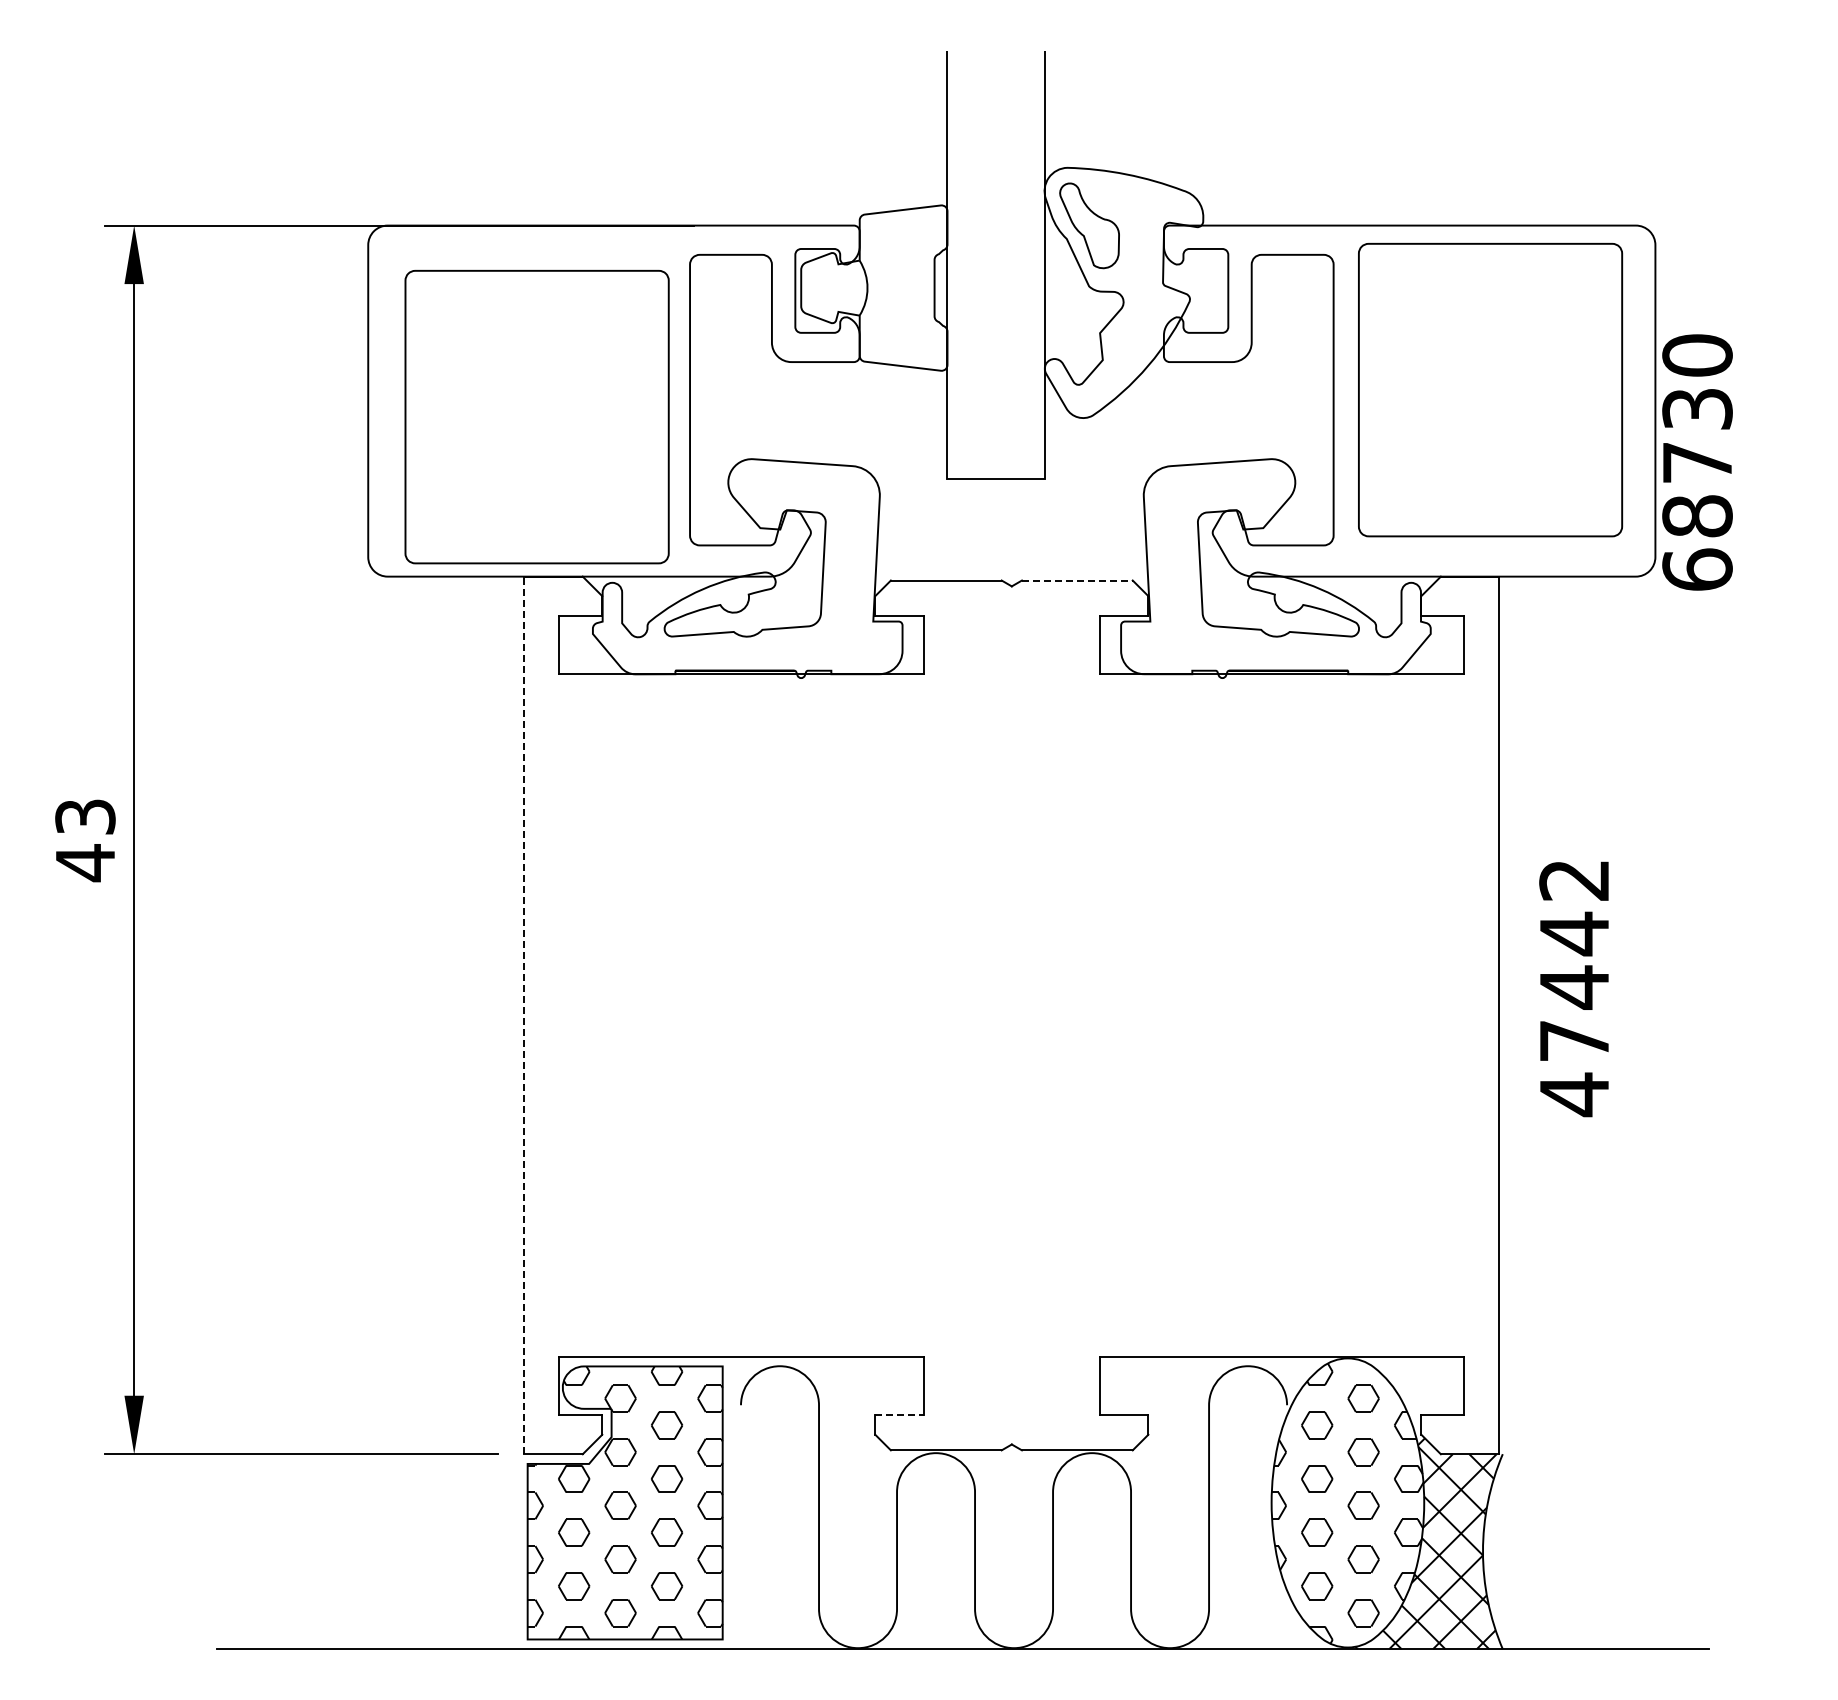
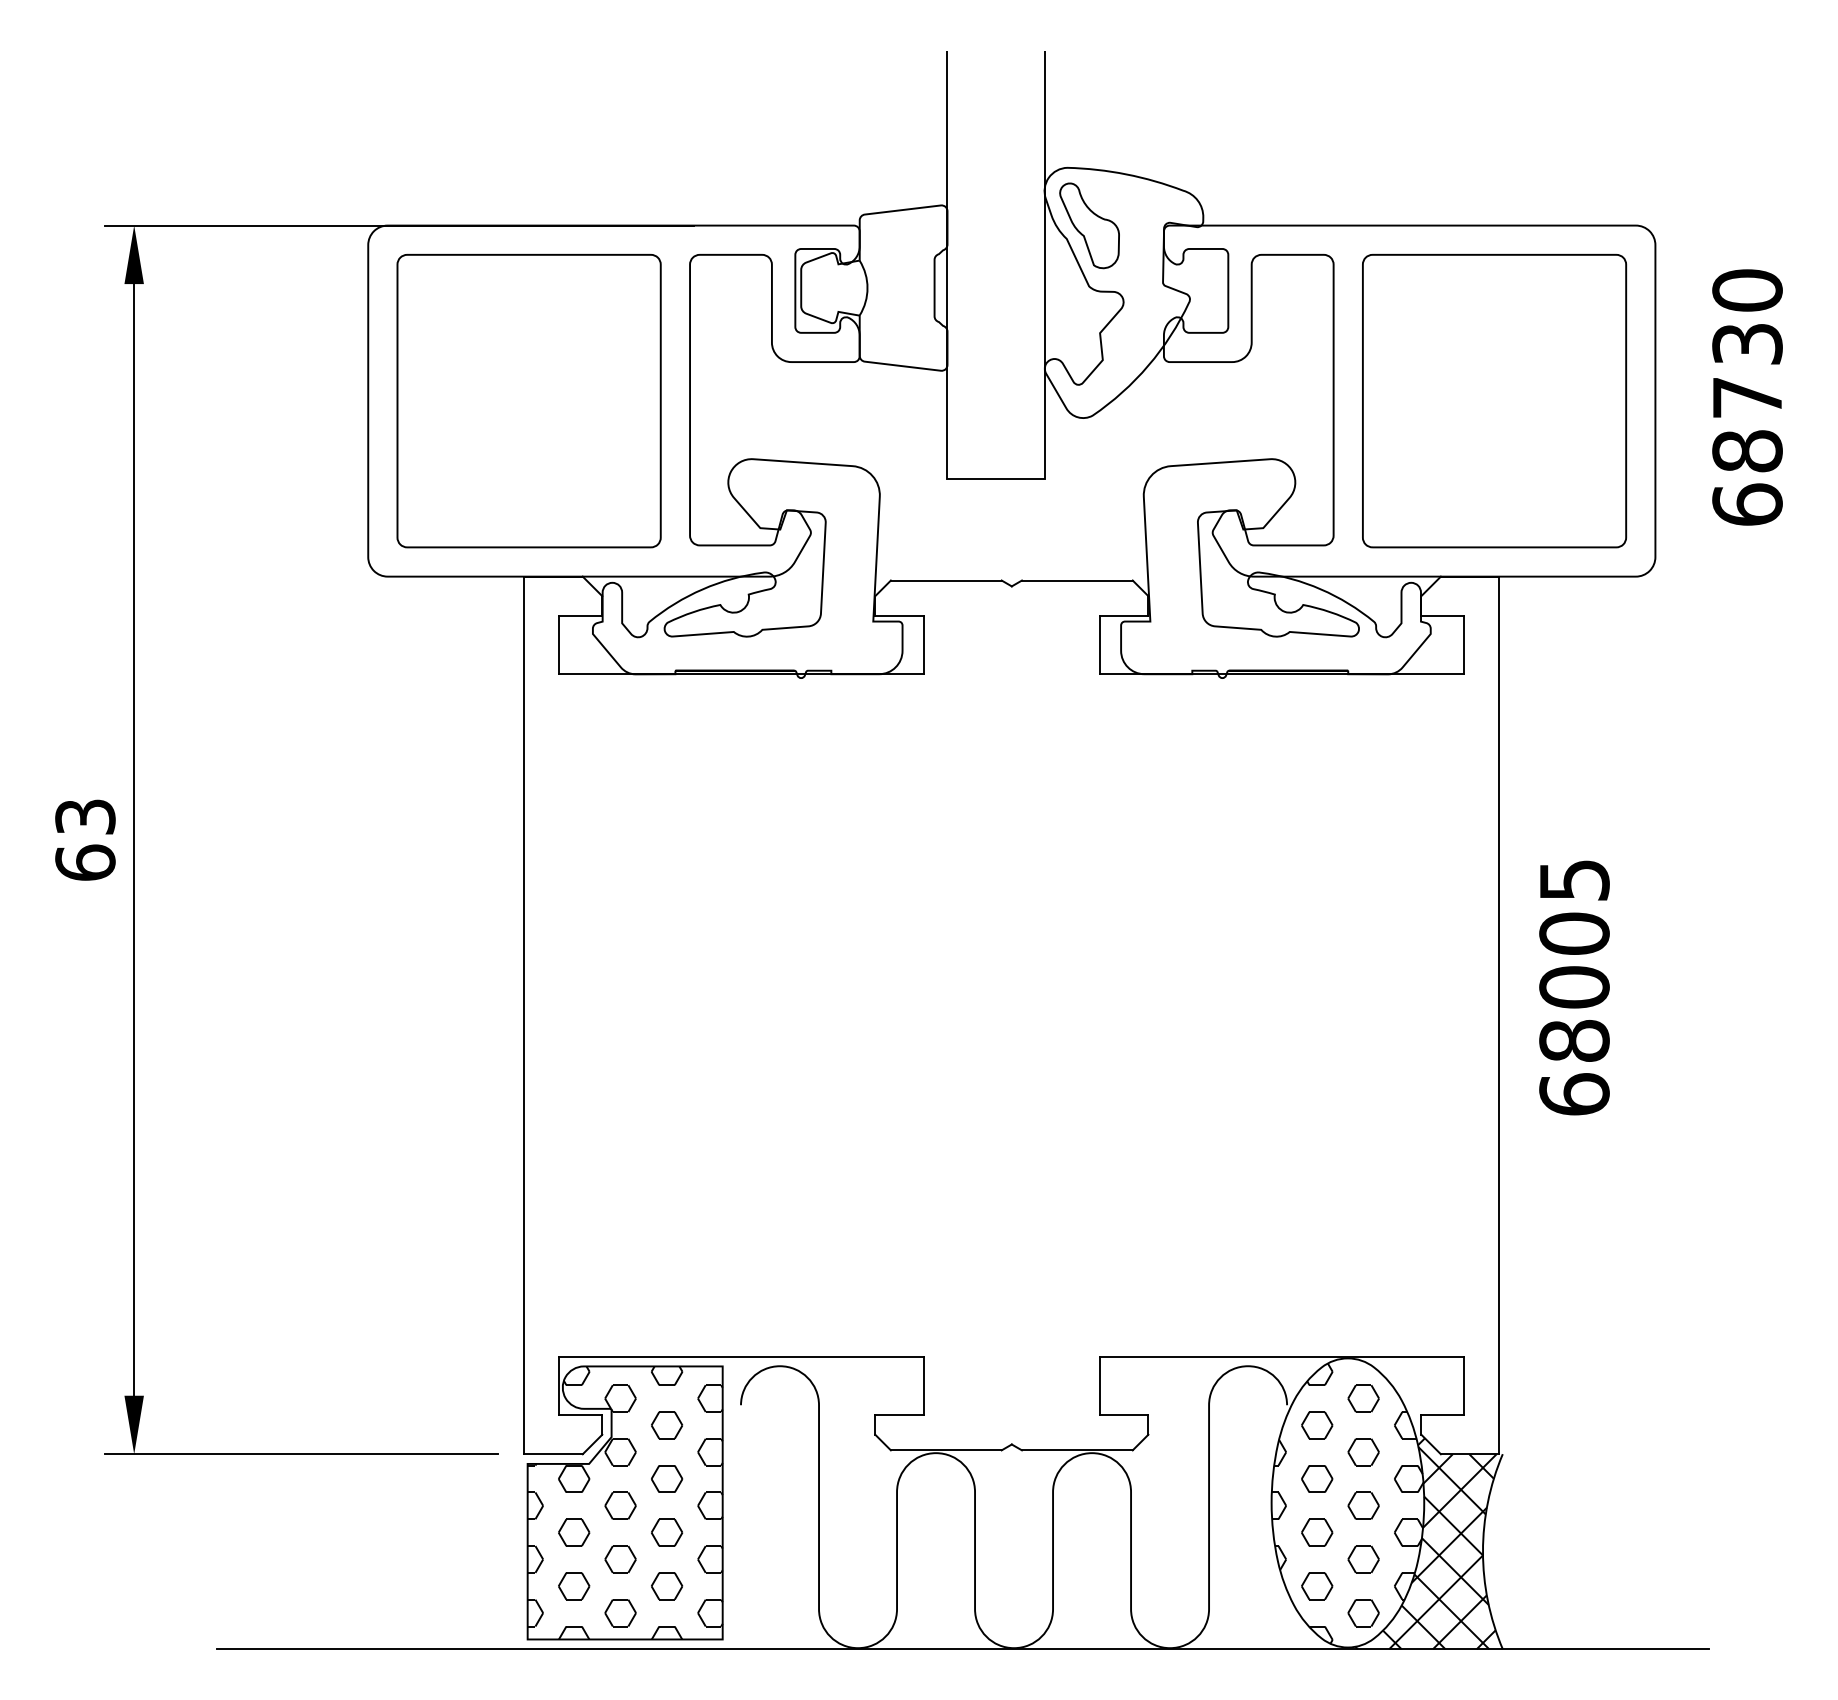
part position: (1490, 390) -> (1494, 401) (1494, 401)
part position: (536, 417) -> (528, 401) (528, 401)
text position: (1697, 462) -> (1747, 397) (1747, 397)
line: dashed -> solid (1077, 580)
text: 43 -> 63 (85, 863)
text: 47442 -> 68005 (1574, 988)
line: dashed -> solid (524, 1015)
line: dashed -> solid (900, 1415)
